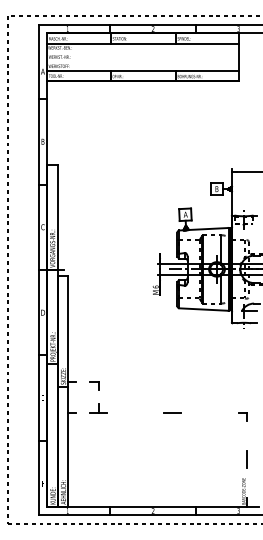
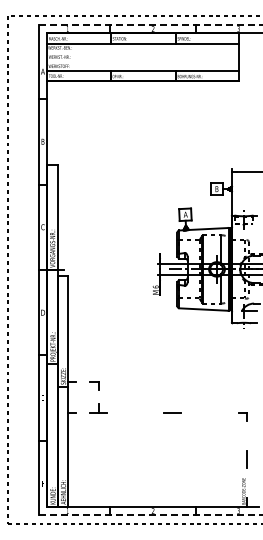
line: solid -> dashed (150, 24)
line: solid -> dashed (150, 515)
